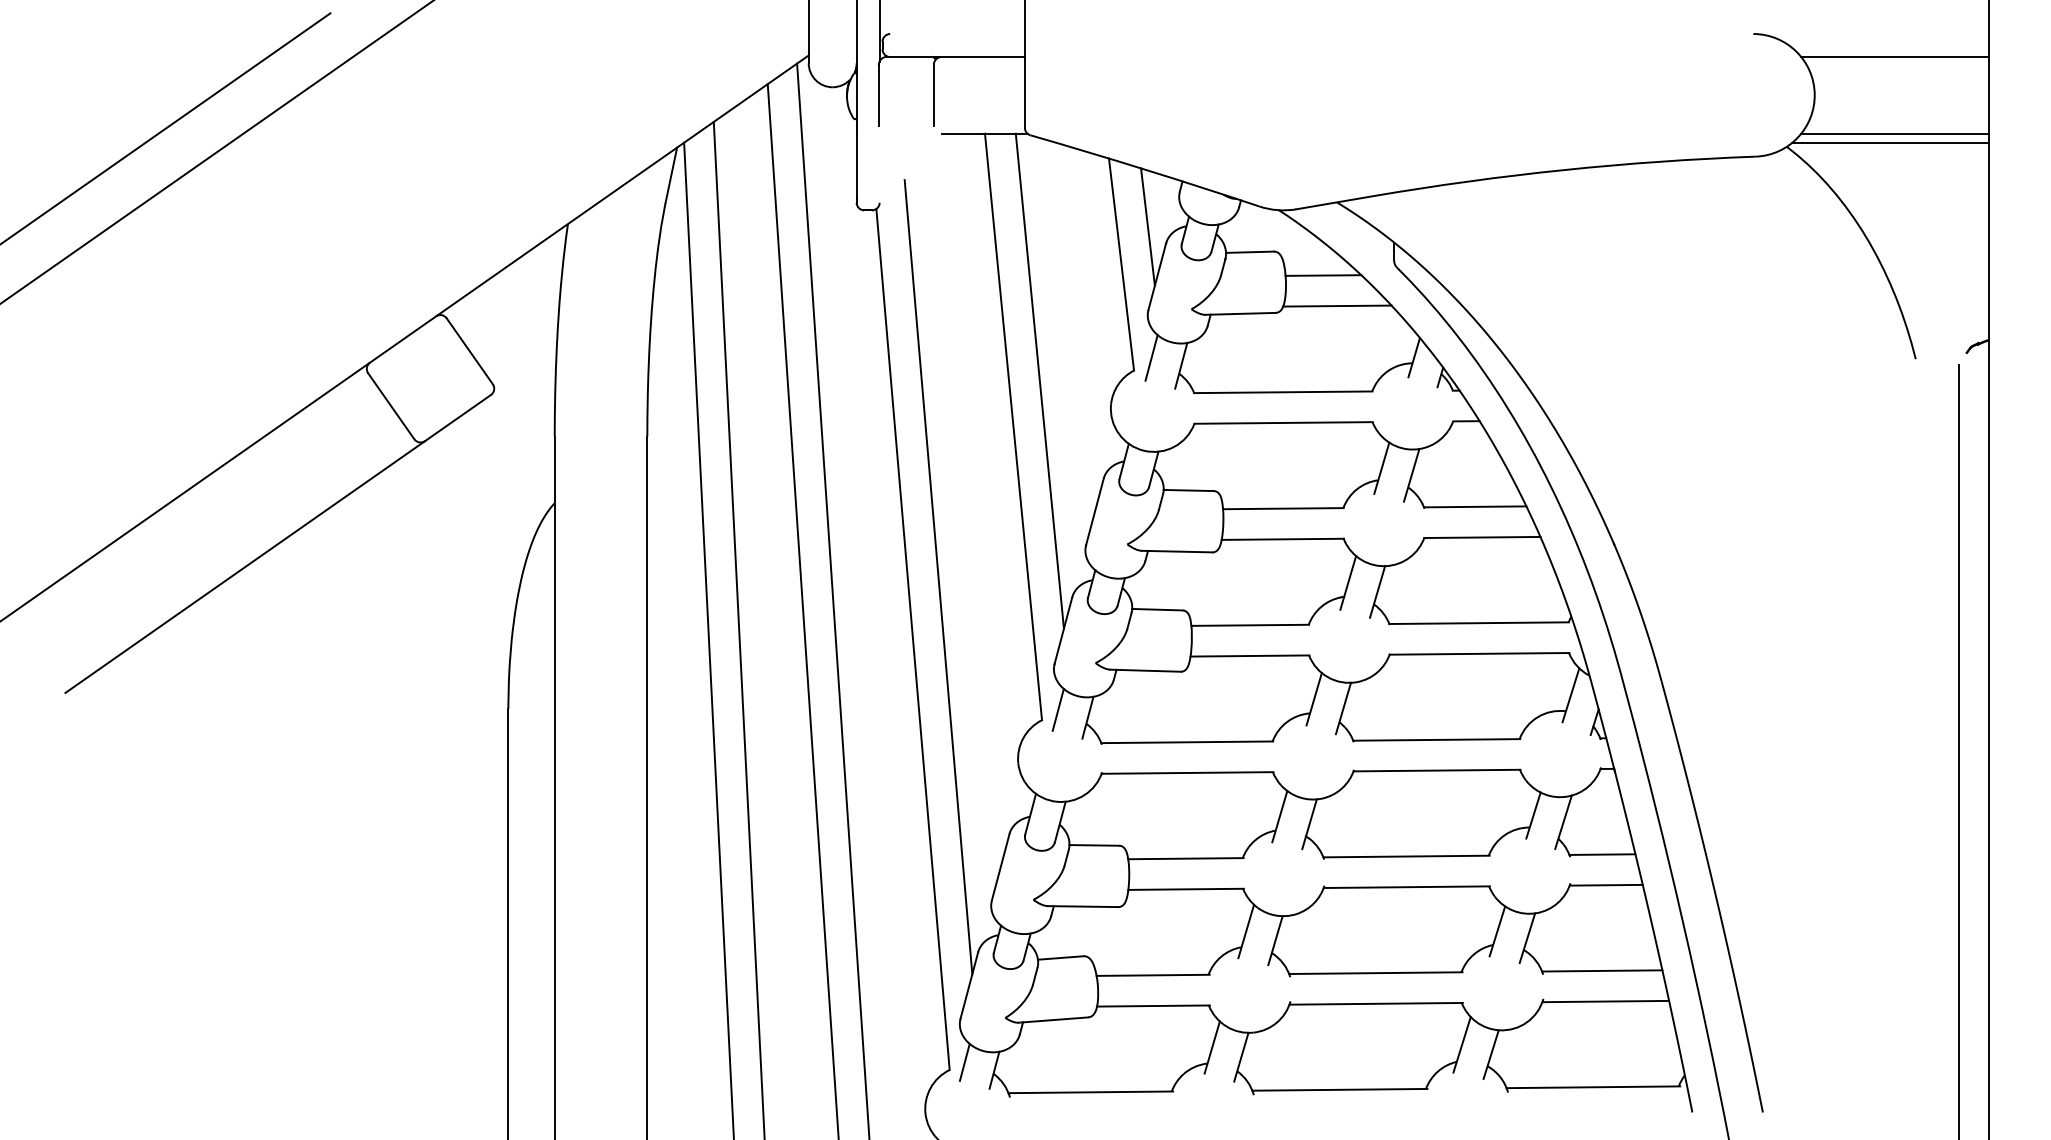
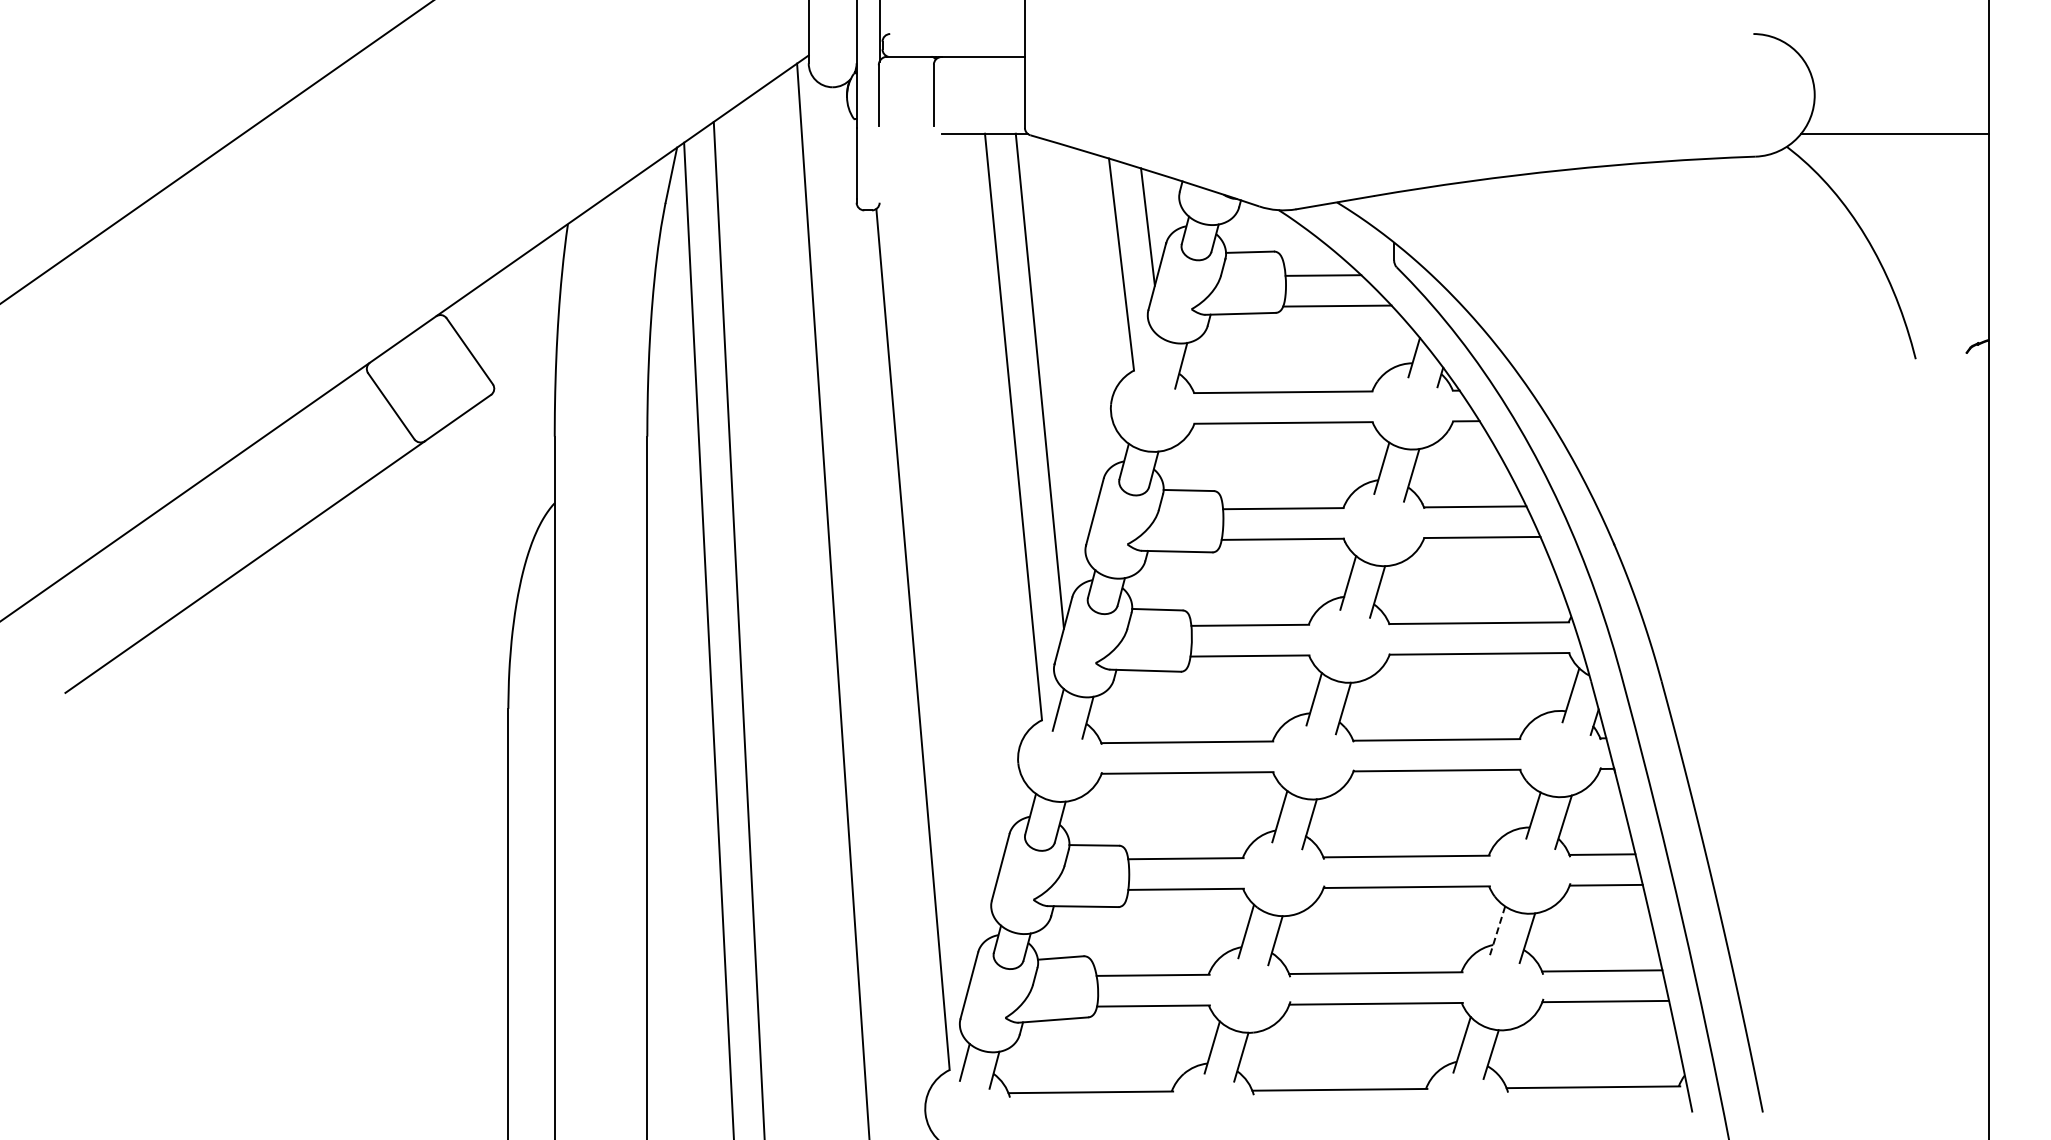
line: present -> none (1895, 57)
line: present -> none (166, 127)
line: present -> none (1890, 143)
line: present -> none (1151, 357)
line: present -> none (938, 577)
line: present -> none (802, 610)
line: present -> none (1958, 750)
line: solid -> dashed (1497, 931)
